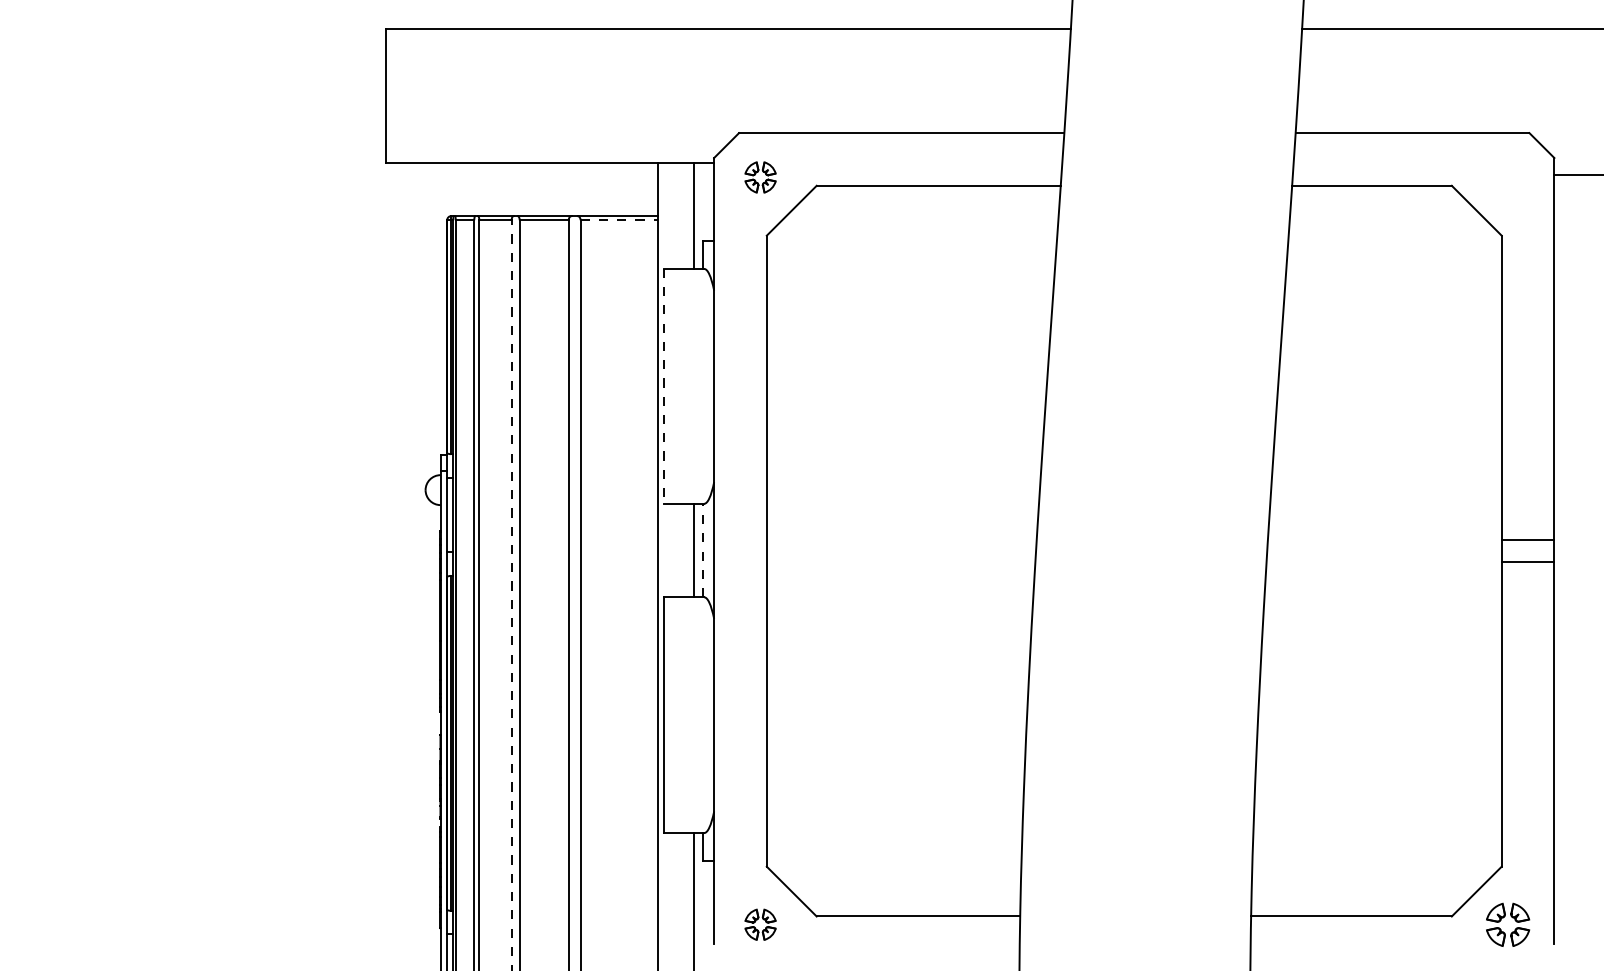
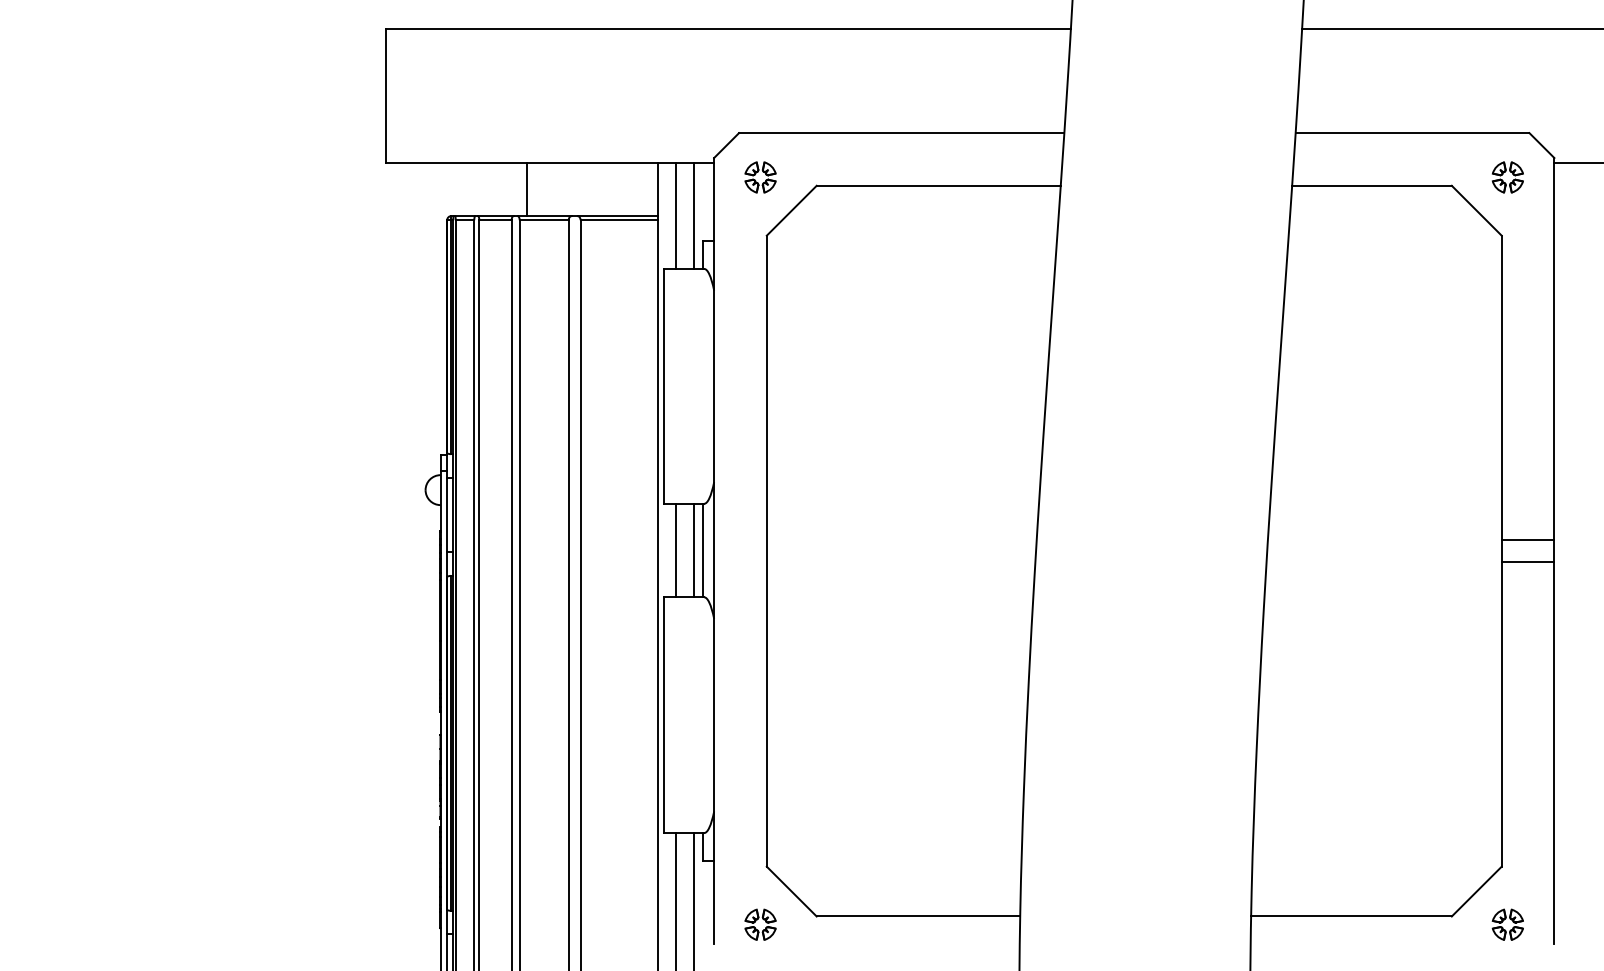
line position: (1577, 175) -> (1577, 163) (1577, 163)
part: none -> present (1507, 177)
line: none -> present (526, 189)
line: none -> present (676, 215)
line: dashed -> solid (619, 220)
line: dashed -> solid (664, 386)
line: none -> present (676, 550)
line: dashed -> solid (703, 550)
line: dashed -> solid (511, 594)
line: none -> present (676, 900)
part size: 45x45 px -> 33x33 px (1507, 924)
